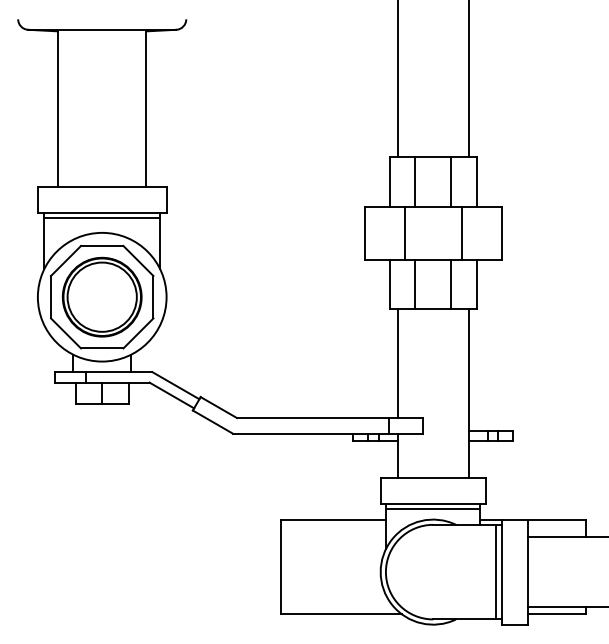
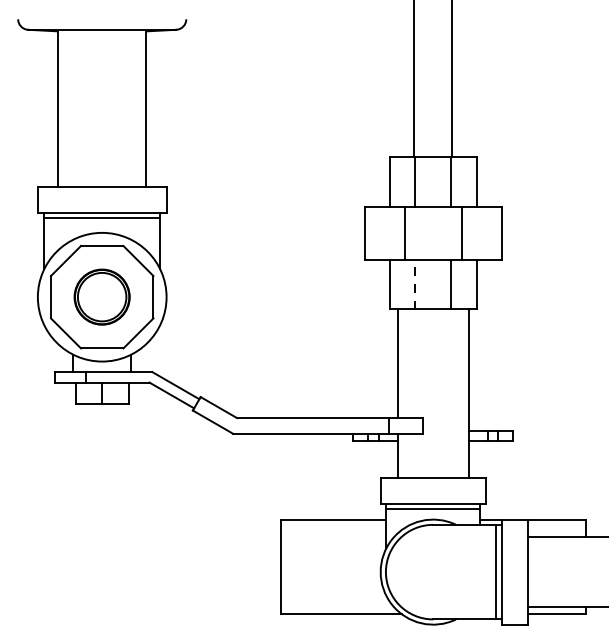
line position: (397, 79) -> (413, 79) (413, 79)
line position: (468, 79) -> (451, 79) (451, 79)
line: solid -> dashed (415, 284)
part size: 82x82 px -> 58x58 px (101, 296)
